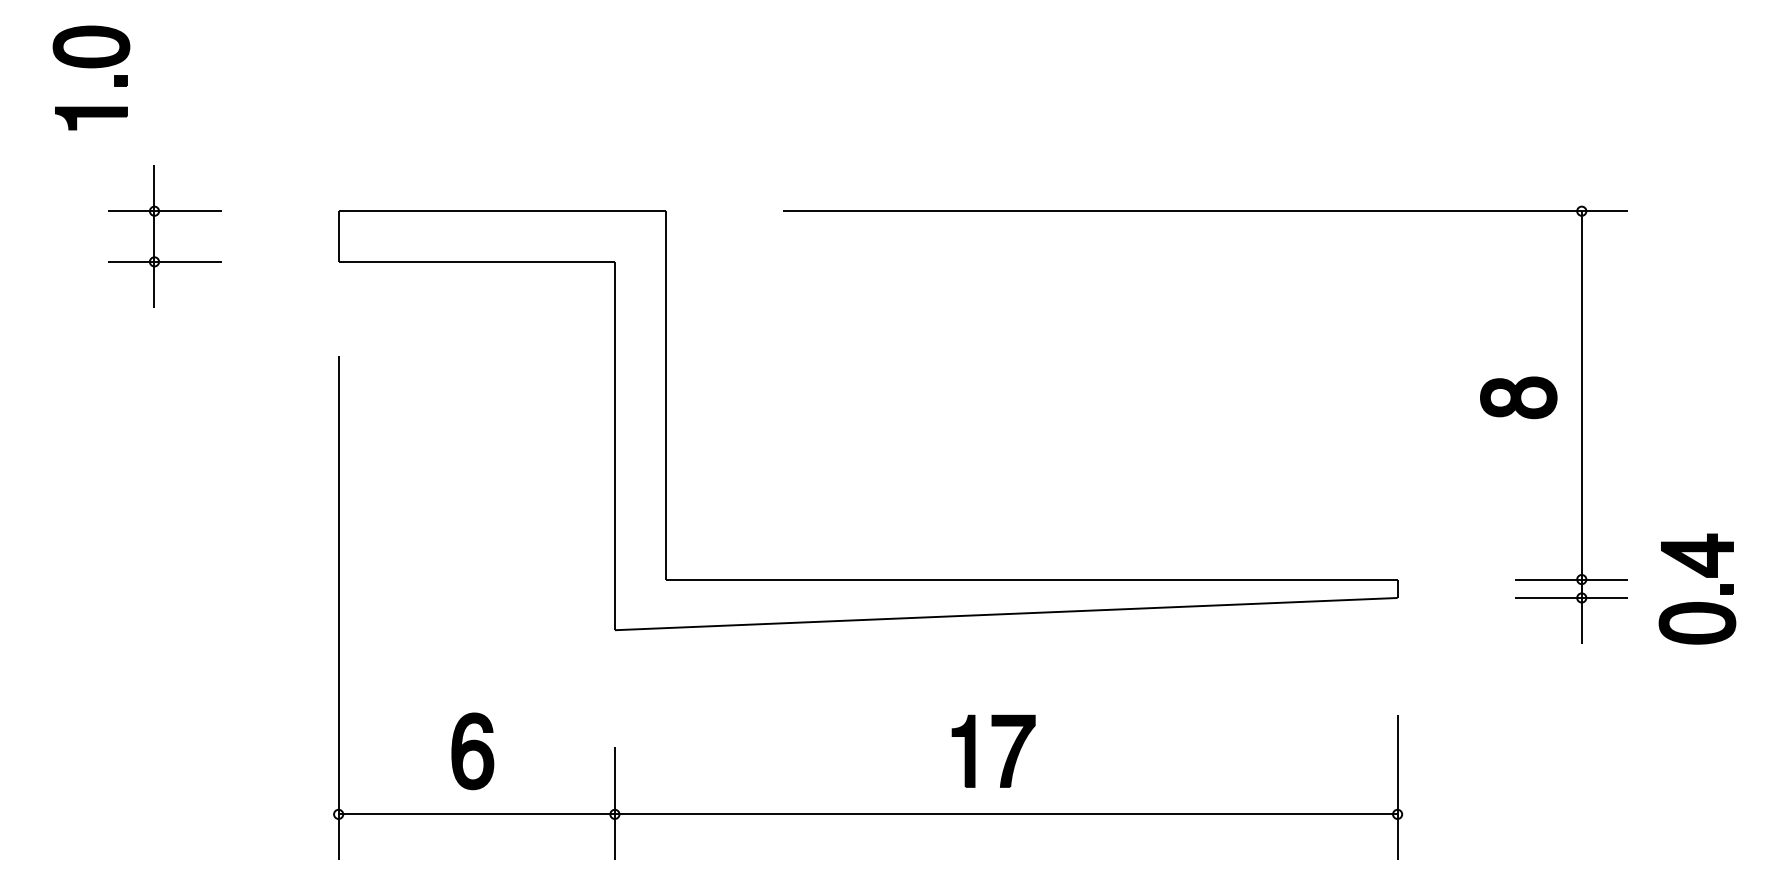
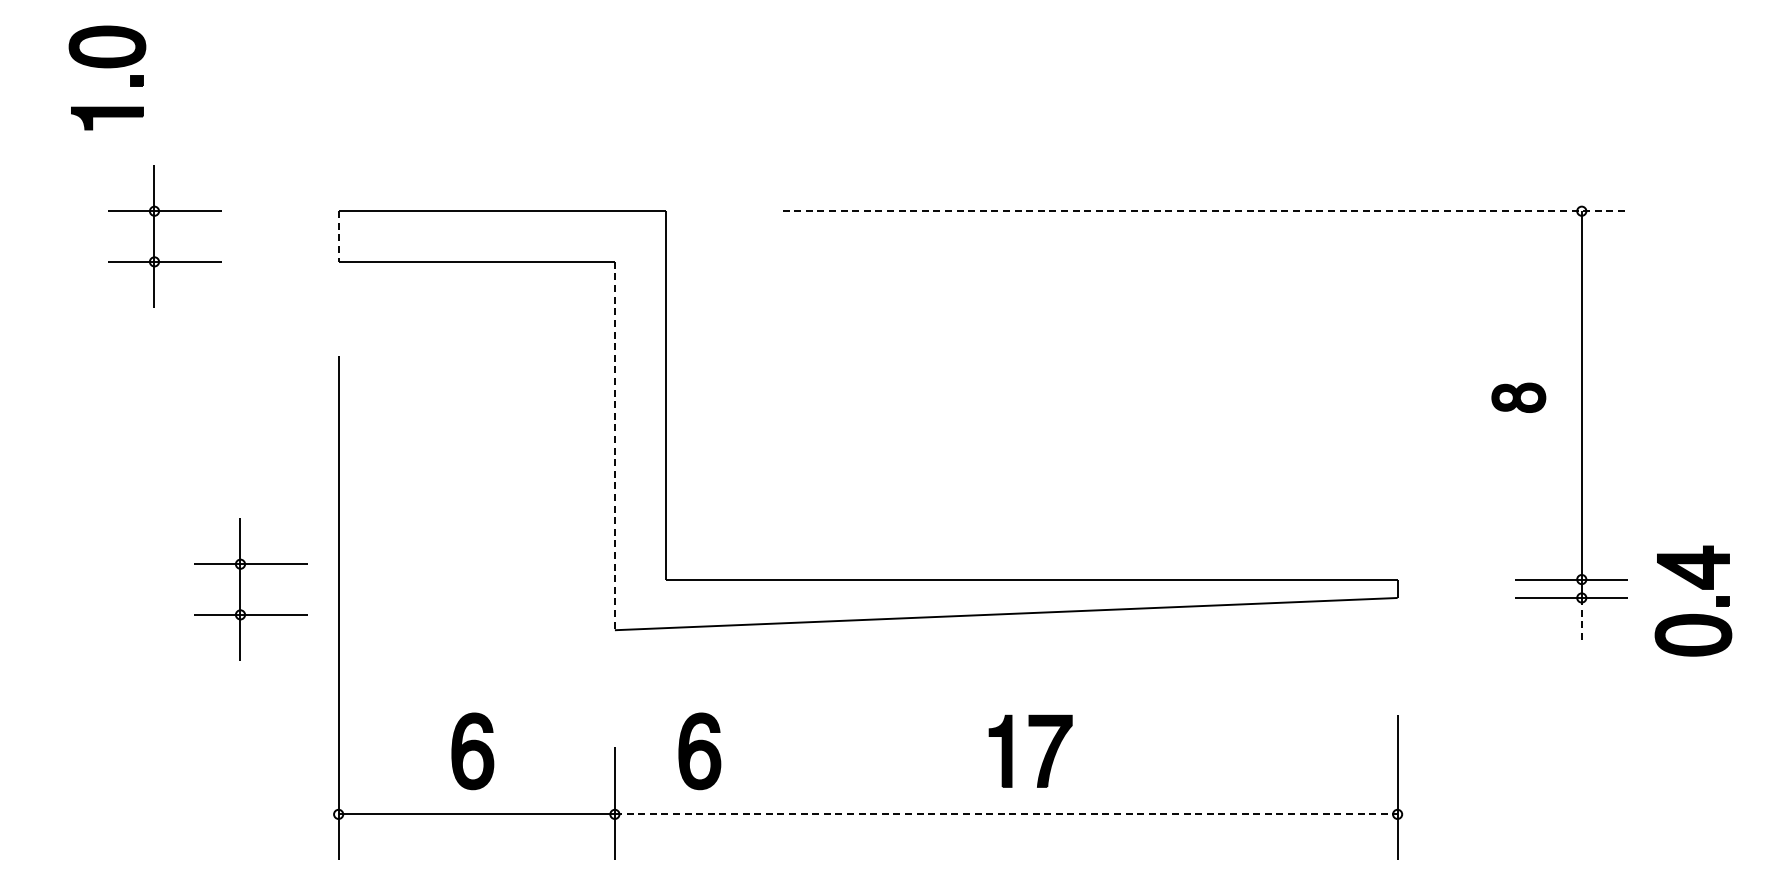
part position: (91, 68) -> (107, 68) (107, 68)
line: solid -> dashed (1205, 211)
line: solid -> dashed (338, 237)
part size: 78x44 px -> 56x31 px (1518, 397)
line: solid -> dashed (614, 446)
part position: (1703, 576) -> (1699, 588) (1699, 588)
part: none -> present (240, 589)
line: solid -> dashed (1581, 621)
part: none -> present (699, 751)
part position: (1007, 756) -> (1044, 756) (1044, 756)
line: solid -> dashed (1006, 814)
